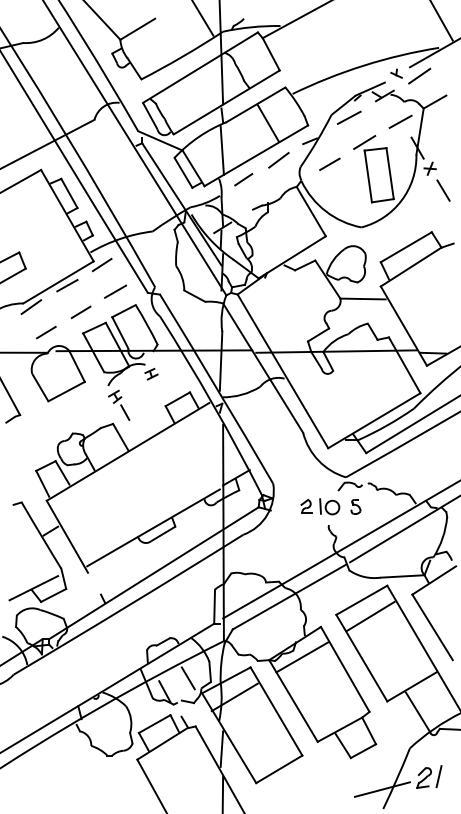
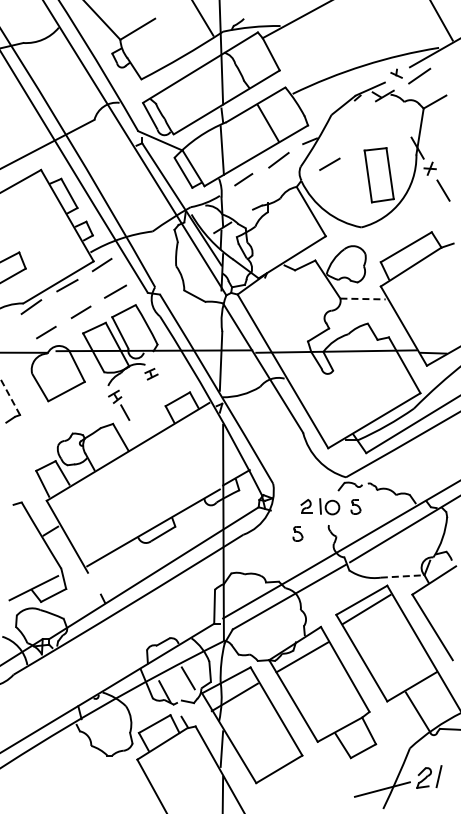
line: present -> none (348, 117)
line: present -> none (400, 121)
line: present -> none (364, 142)
line: solid -> dashed (363, 299)
line: solid -> dashed (9, 396)
part: none -> present (297, 533)
line: solid -> dashed (402, 576)
line position: (370, 616) -> (366, 609) (366, 609)
